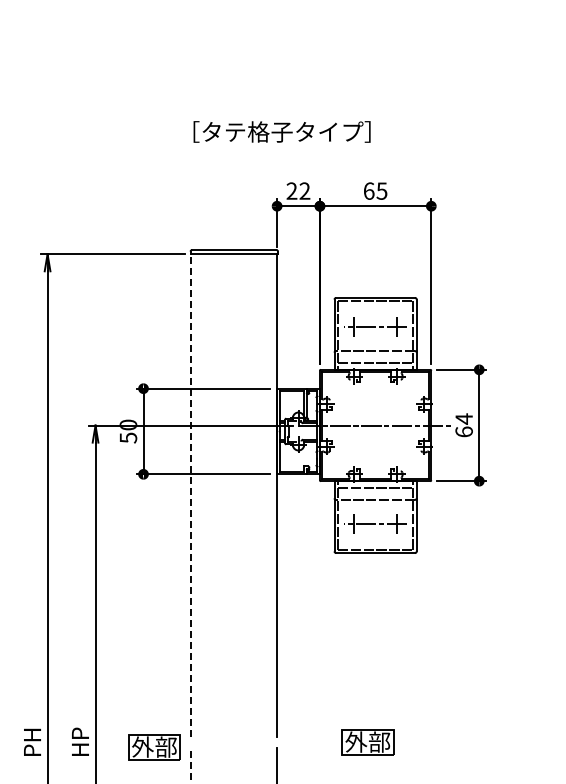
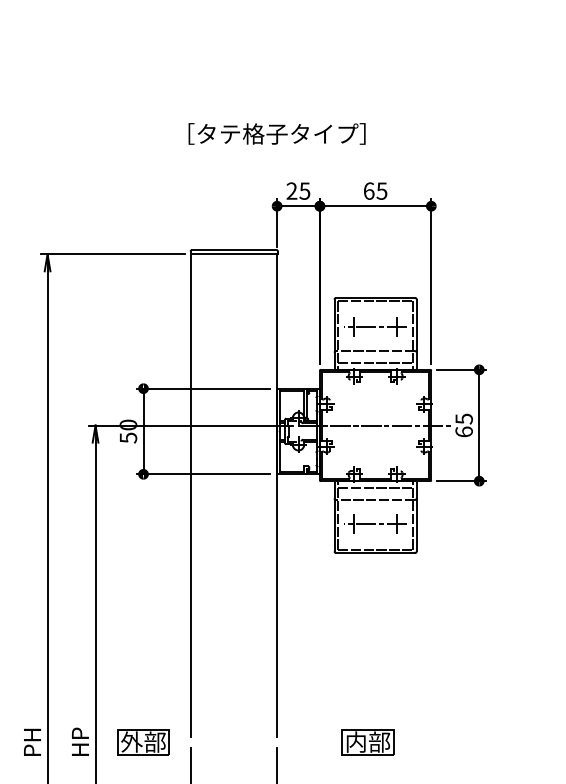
text position: (281, 131) -> (276, 133) (276, 133)
text: 22 -> 25 (304, 190)
text: 64 -> 65 (463, 418)
line: dashed -> solid (191, 495)
text: 外部 -> 内部 (356, 741)
part position: (154, 747) -> (143, 742) (143, 742)
line: dashed -> solid (191, 765)
